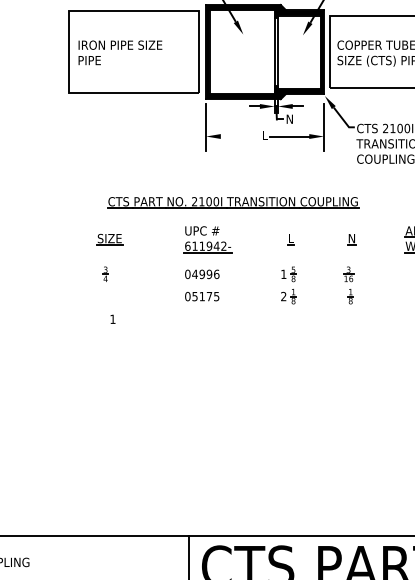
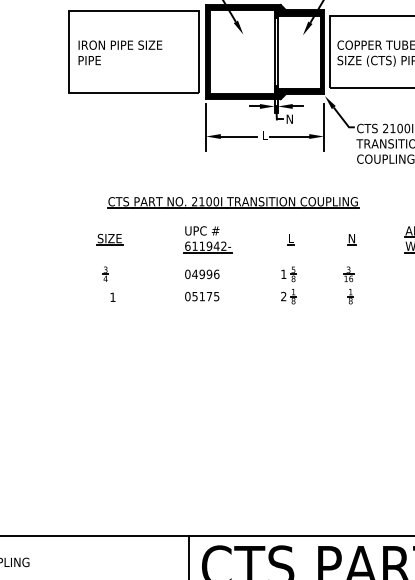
line: none -> present (236, 136)
text position: (112, 318) -> (112, 296) (112, 296)
